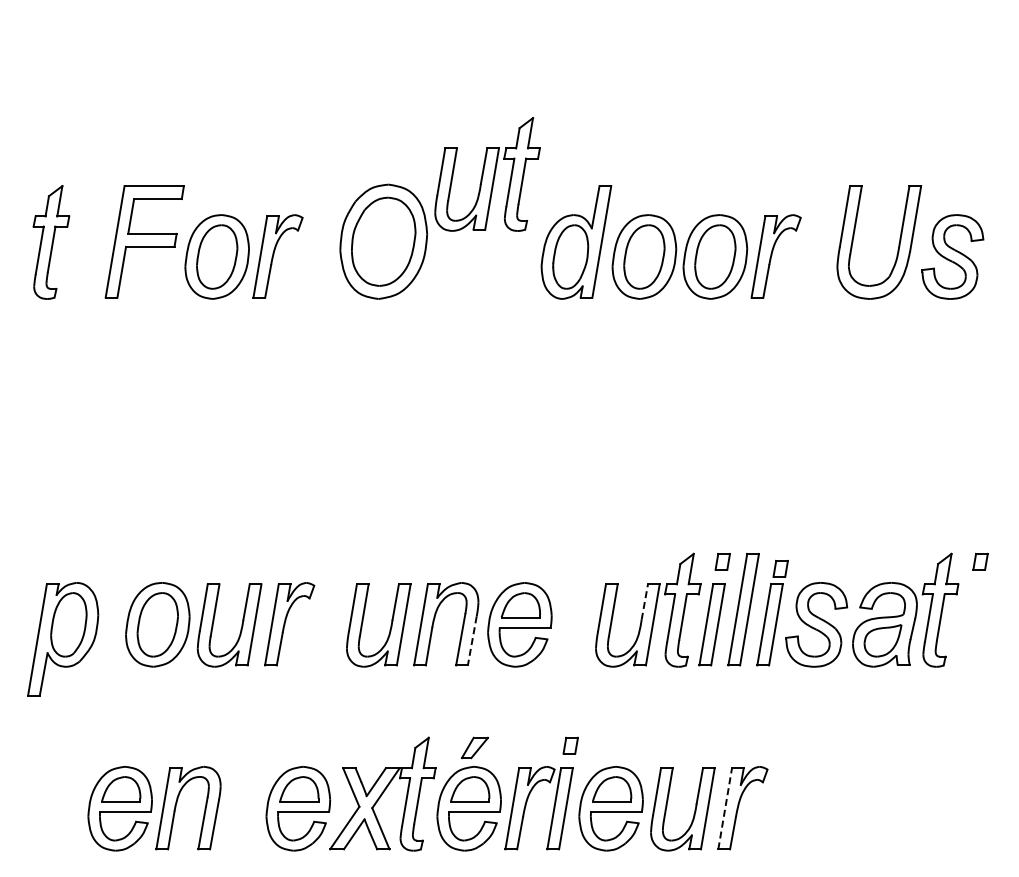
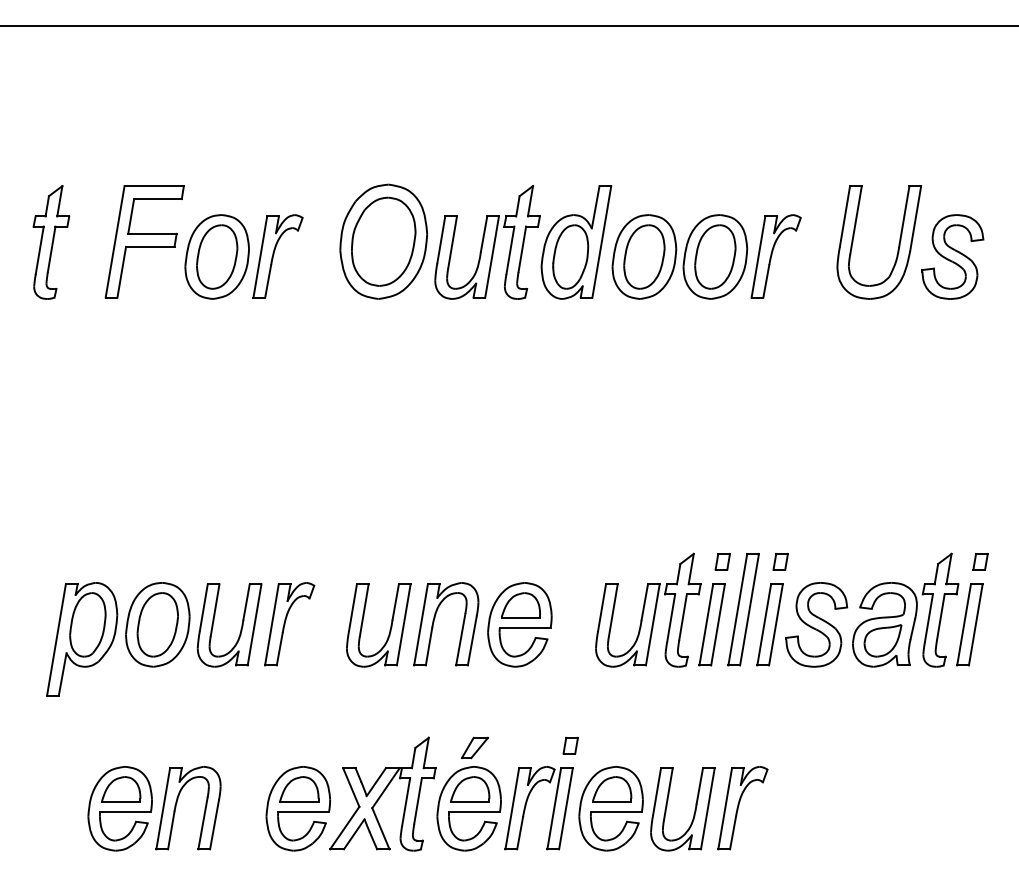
line: none -> present (508, 26)
part position: (487, 174) -> (487, 242) (487, 242)
part position: (780, 568) -> (780, 561) (780, 561)
line: dashed -> solid (644, 601)
part: none -> present (969, 624)
part position: (63, 639) -> (82, 639) (82, 639)
line: dashed -> solid (472, 640)
line: dashed -> solid (725, 808)
